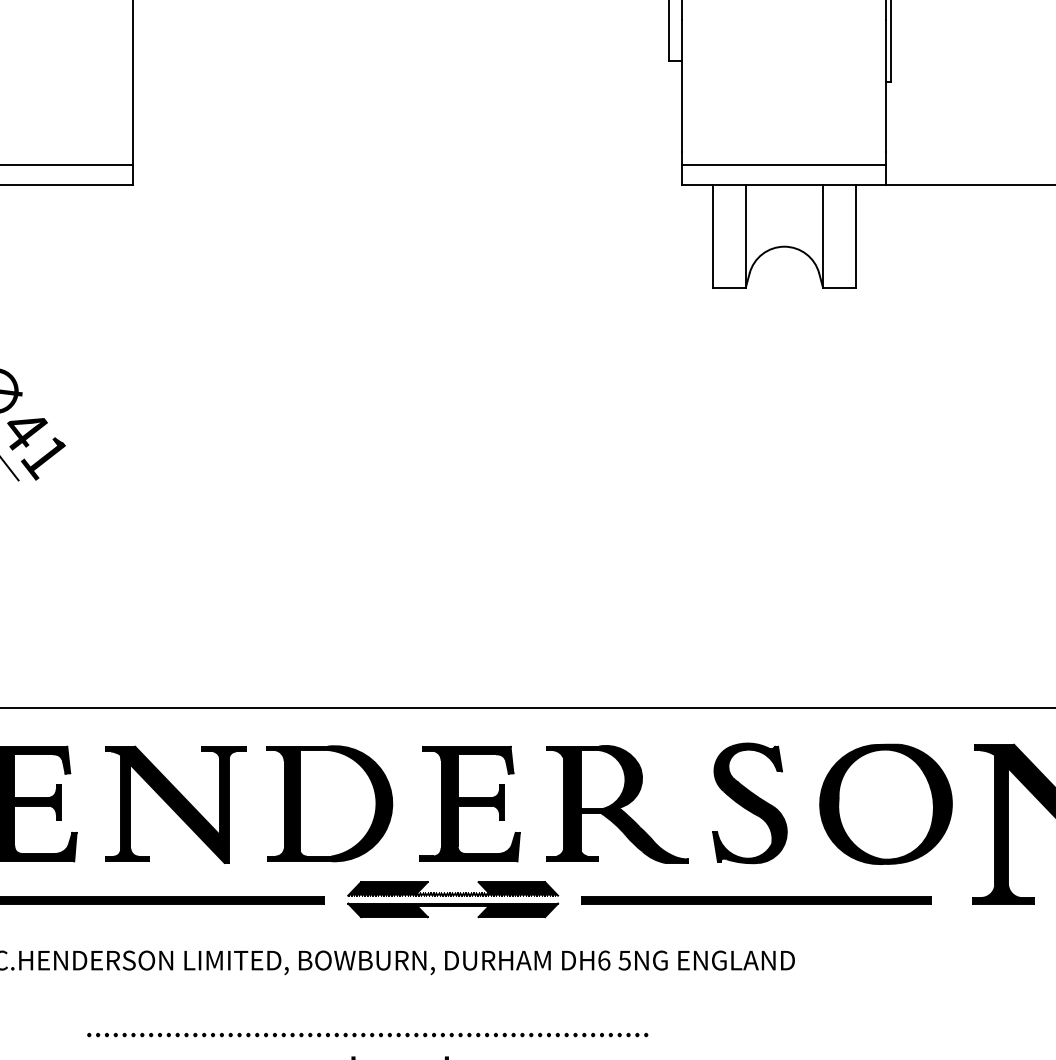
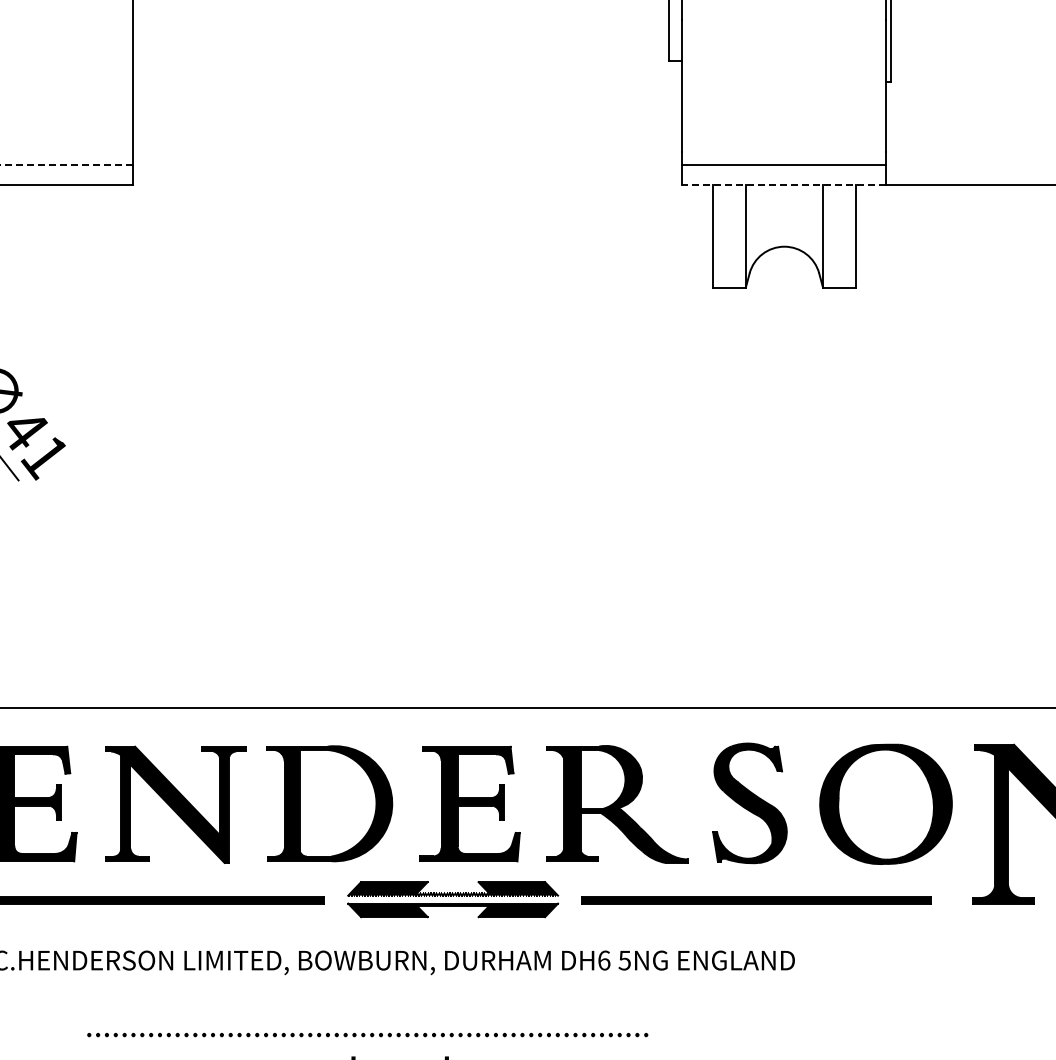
line: solid -> dashed (66, 165)
line: solid -> dashed (783, 184)
